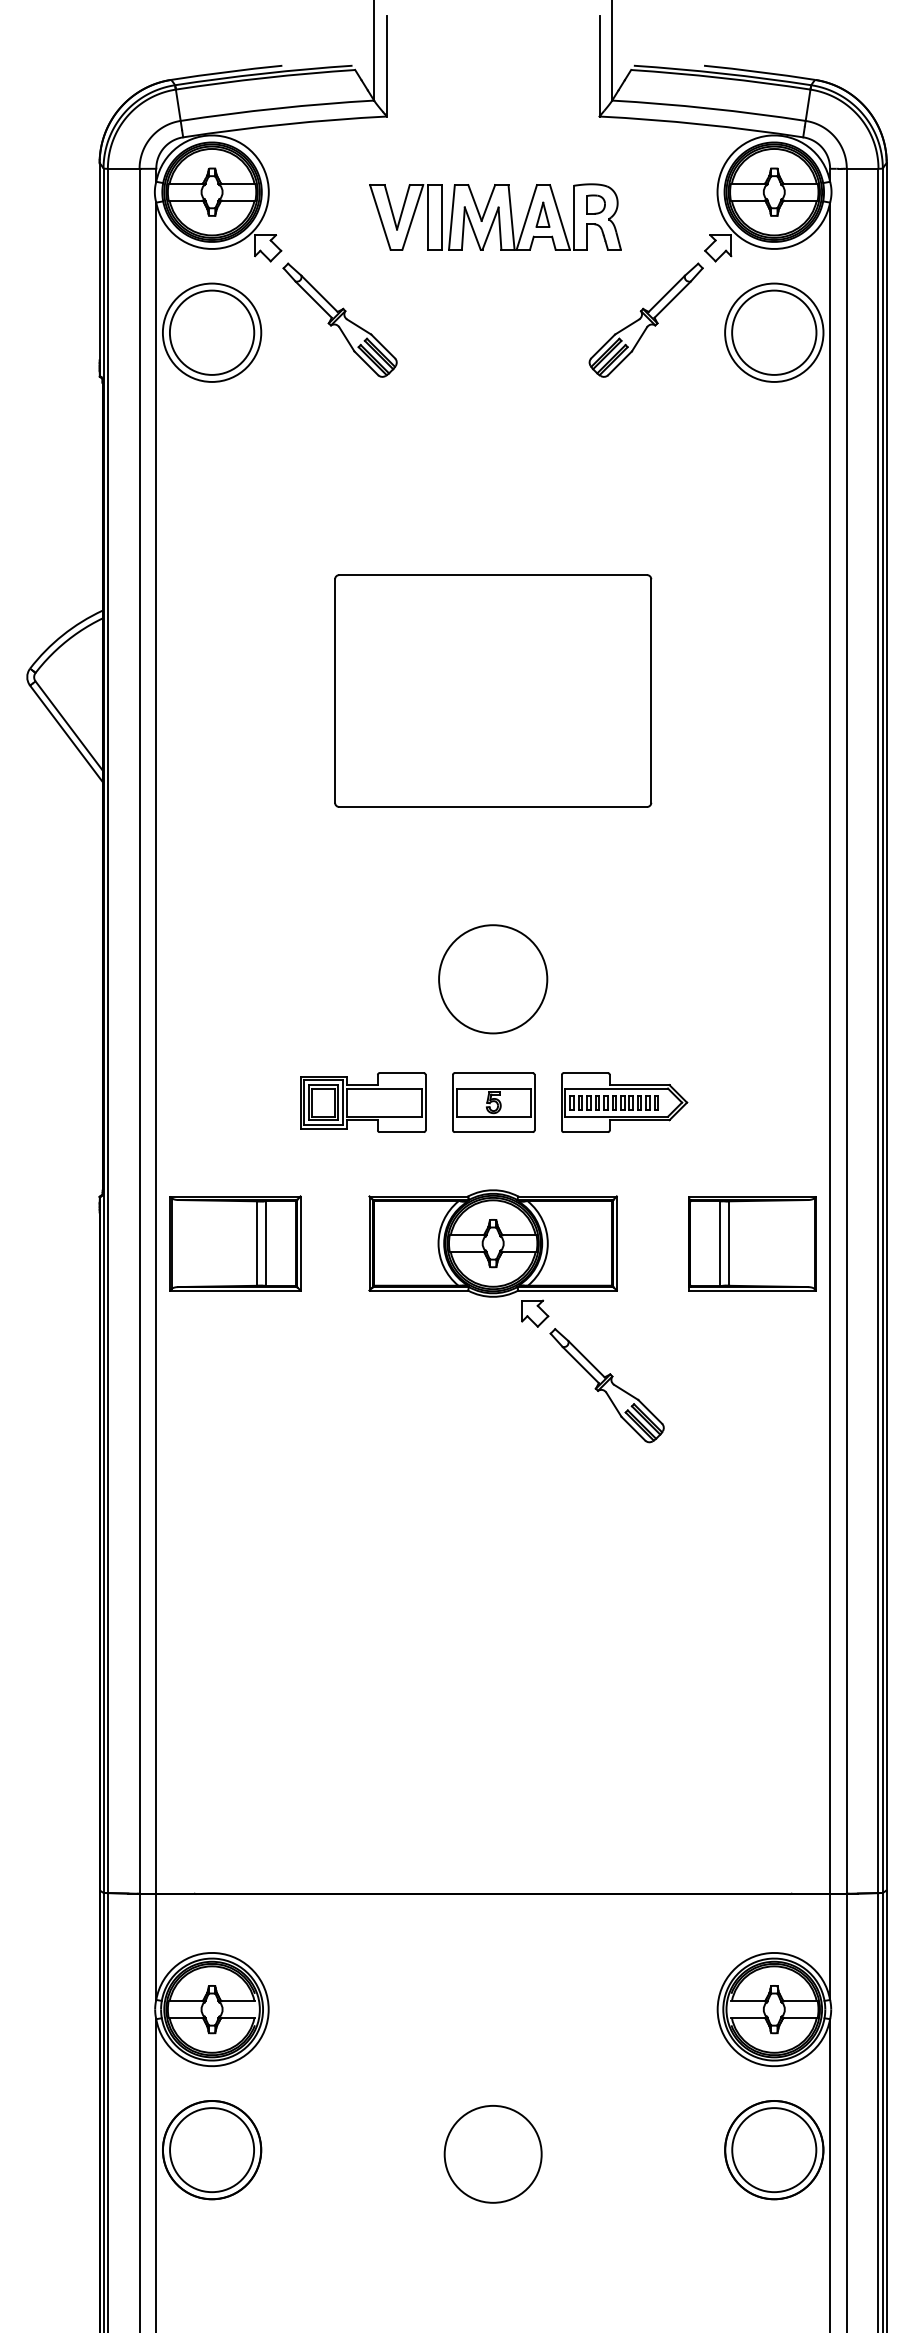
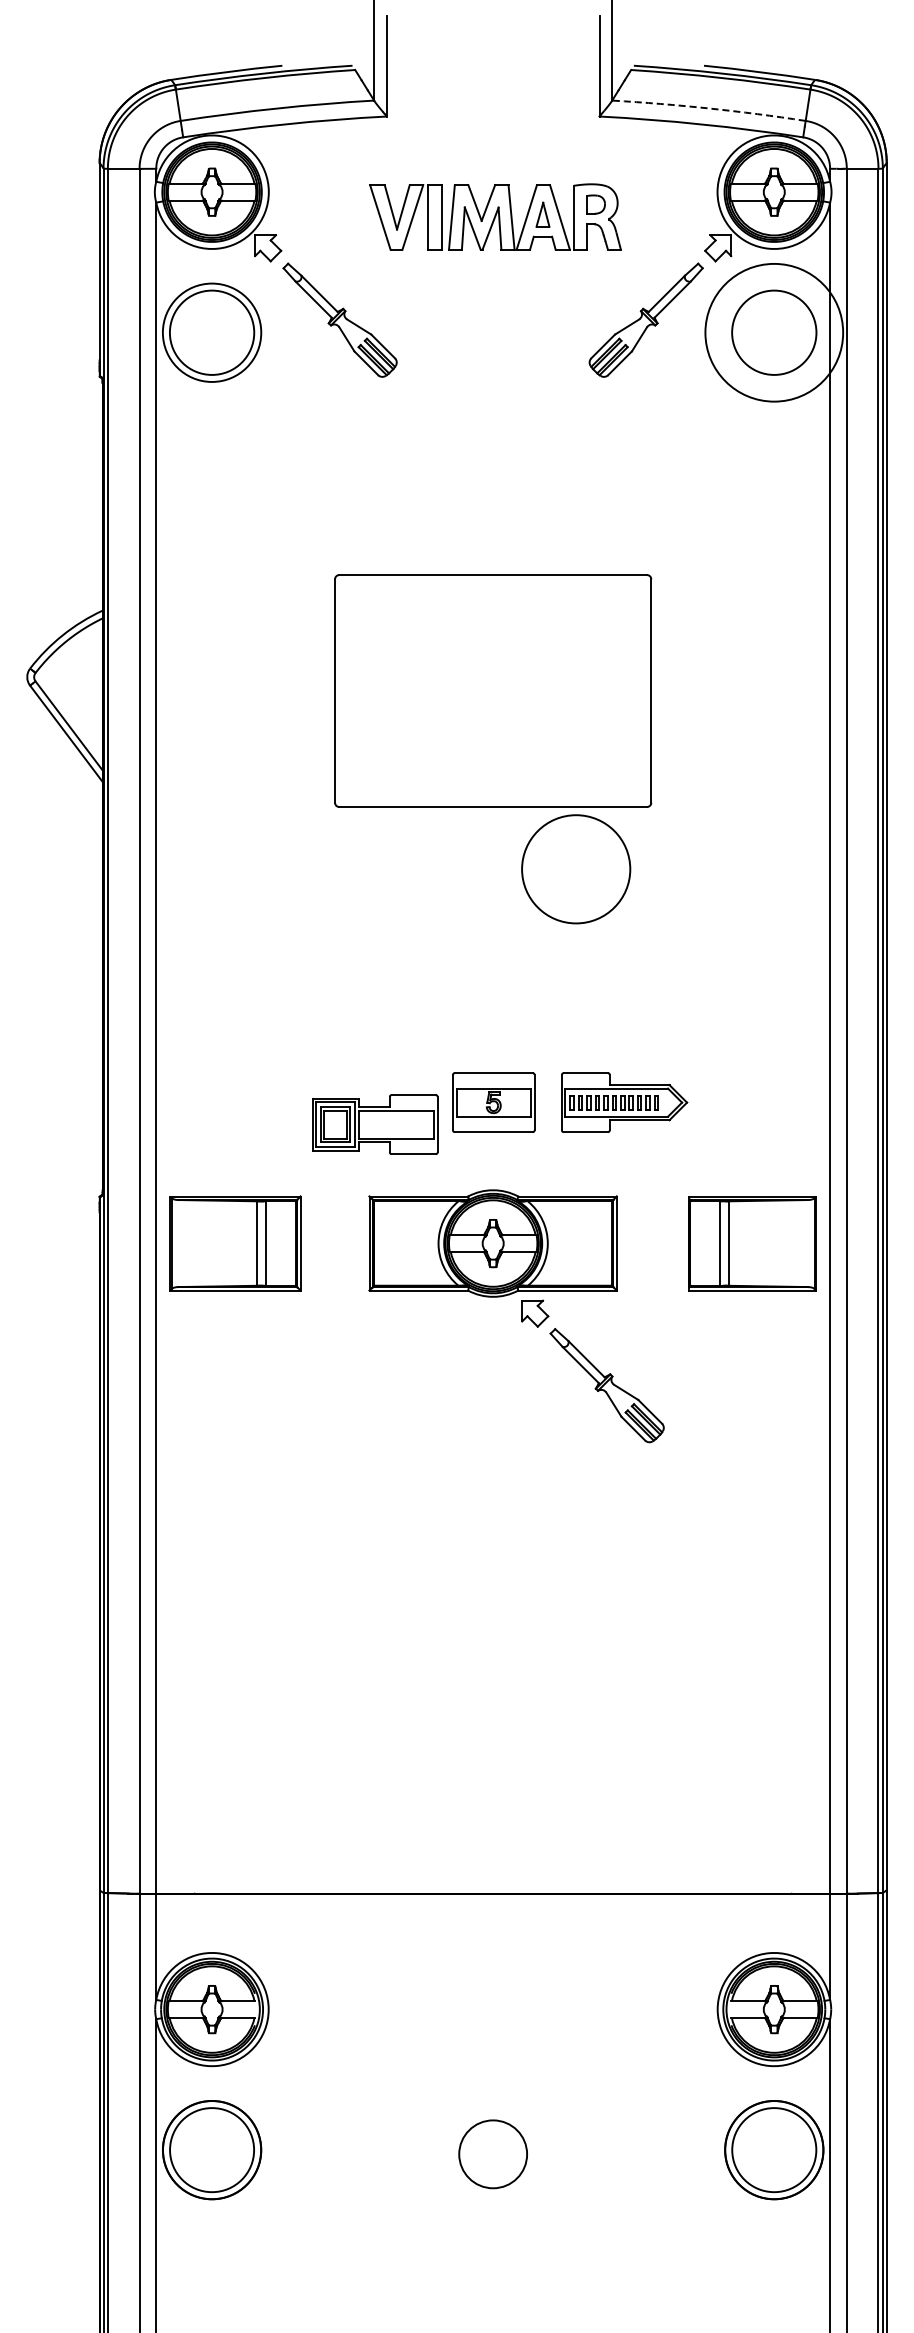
arc: solid -> dashed (709, 108)
circle diameter: 98 px -> 138 px (774, 332)
circle position: (493, 979) -> (576, 869) (576, 869)
part position: (363, 1102) -> (375, 1124) (375, 1124)
circle diameter: 97 px -> 68 px (493, 2154)
